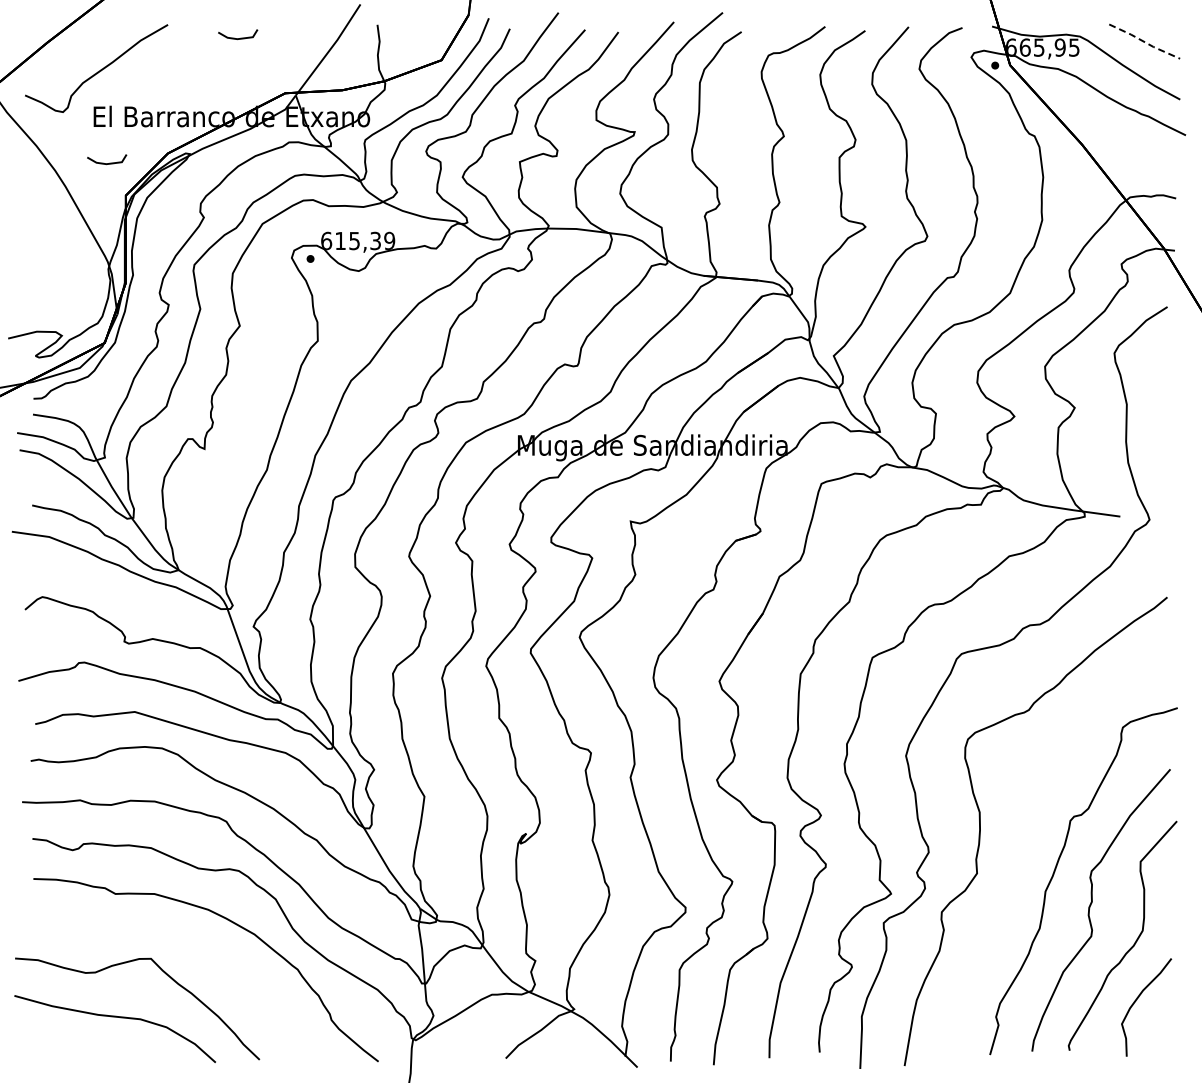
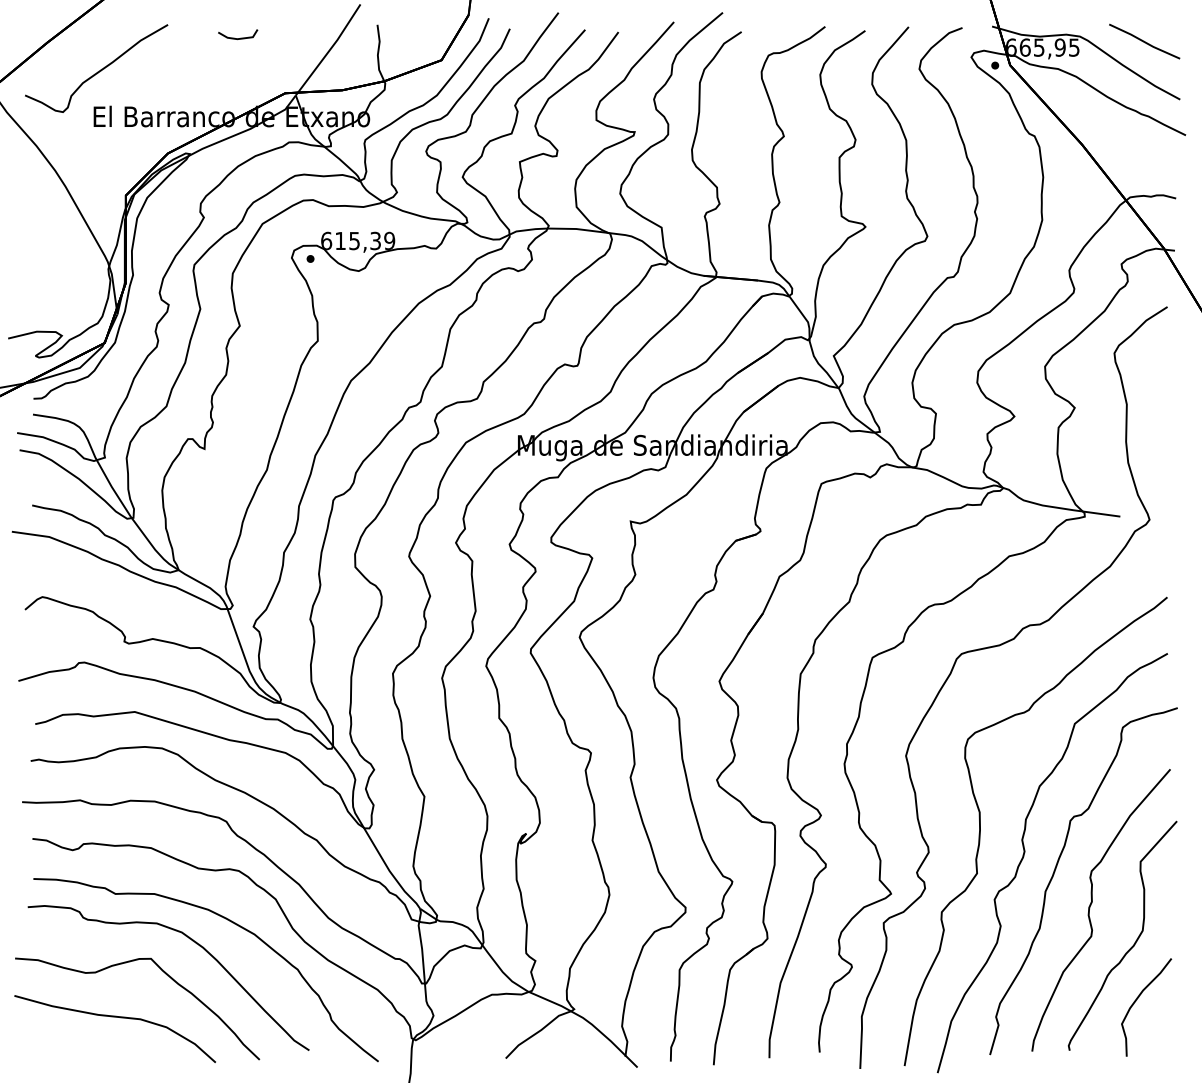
line: dashed -> solid (1144, 42)
line: present -> none (109, 162)
curve: none -> present (1024, 856)
curve: none -> present (192, 941)
